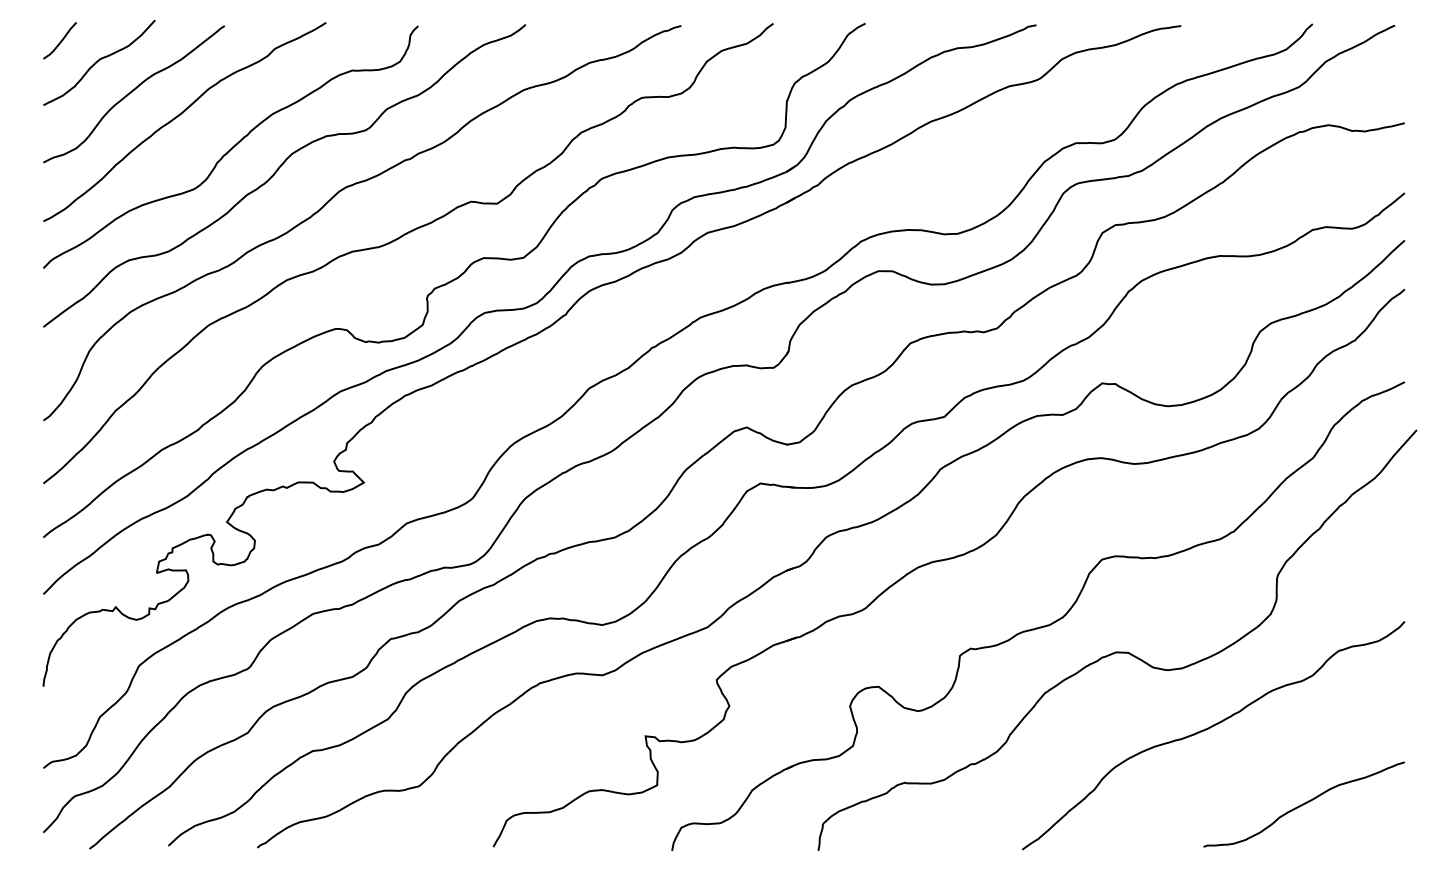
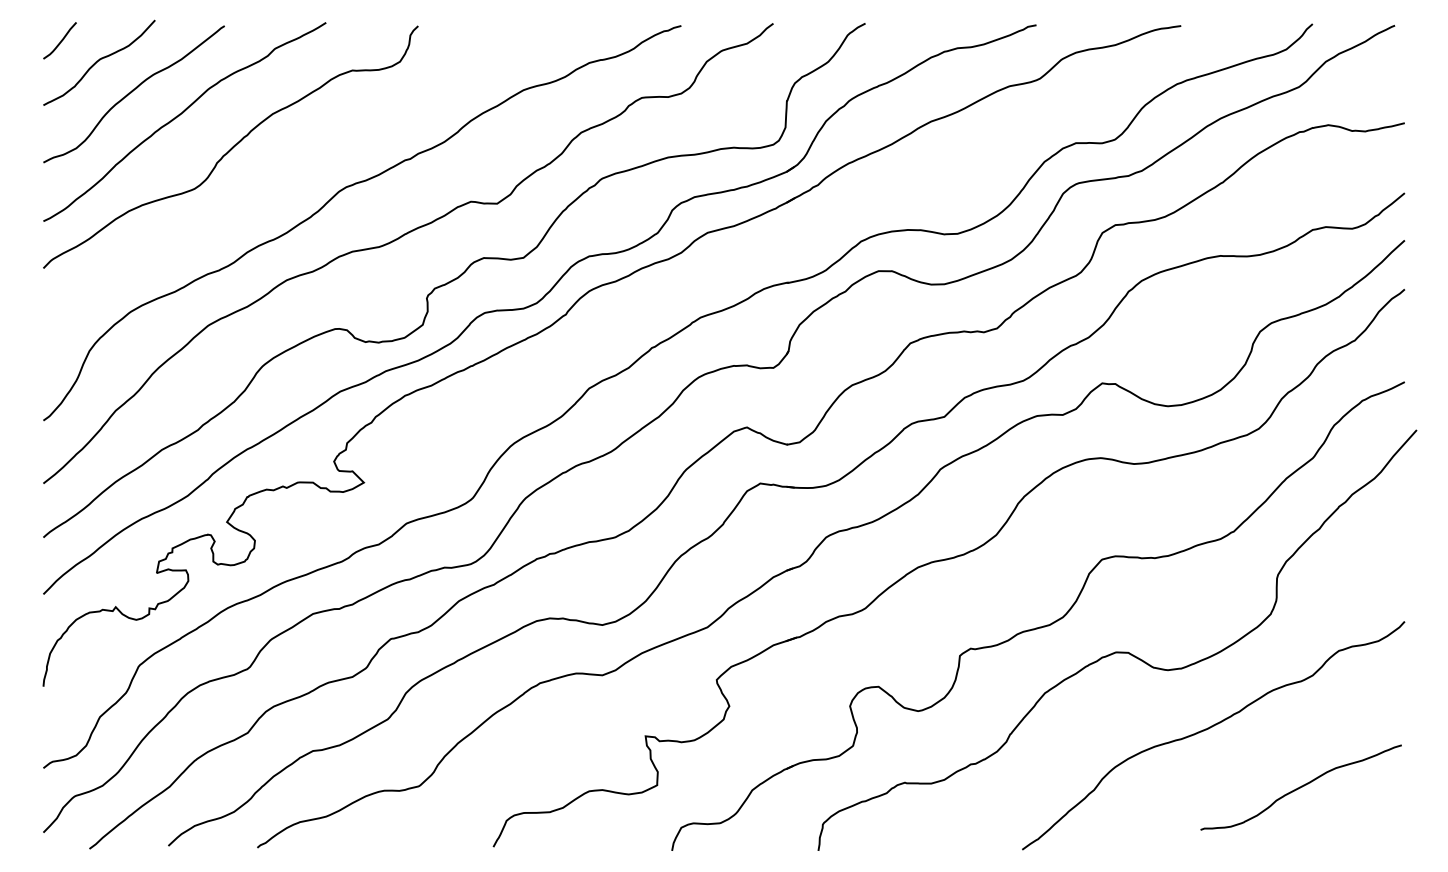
curve: present -> none (279, 169)
curve position: (1303, 804) -> (1300, 787) (1300, 787)
